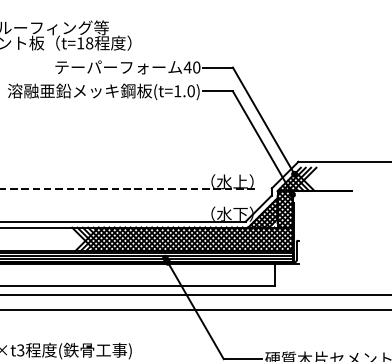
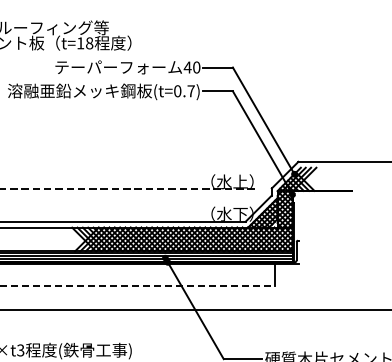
text: (t=1.0) -> (t=0.7) (184, 91)
line: solid -> dashed (137, 286)
line: present -> none (195, 295)
